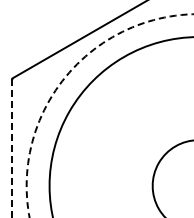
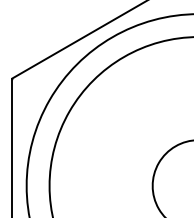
arc: dashed -> solid (64, 78)
line: dashed -> solid (12, 148)
